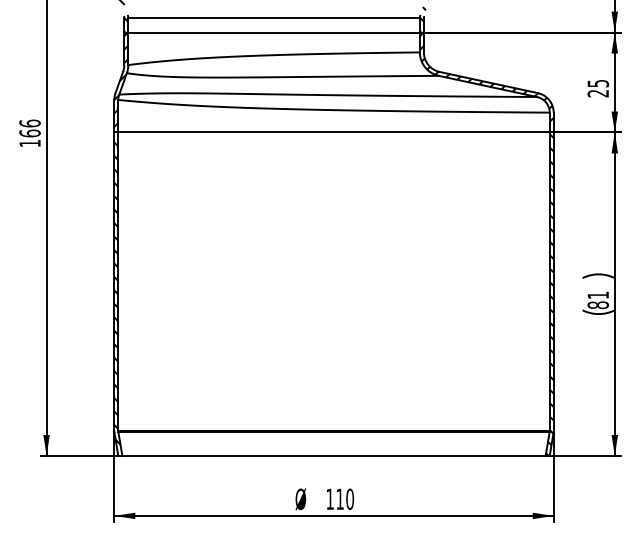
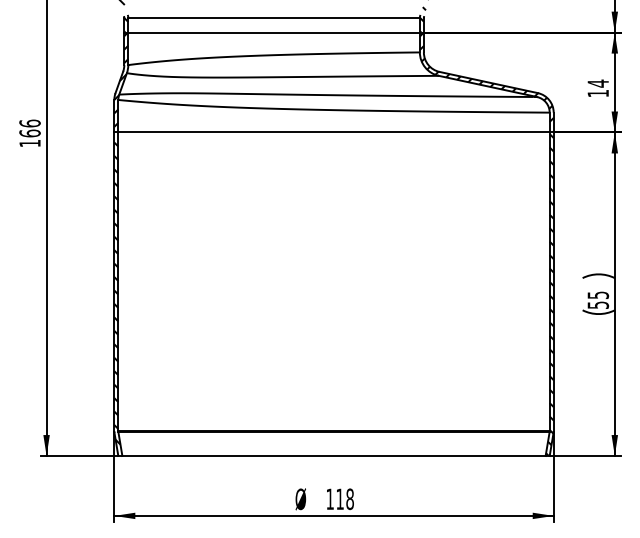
text: 25 -> 14 (598, 88)
text: 81 -> 55 (598, 300)
text: 110 -> 118 (349, 499)
